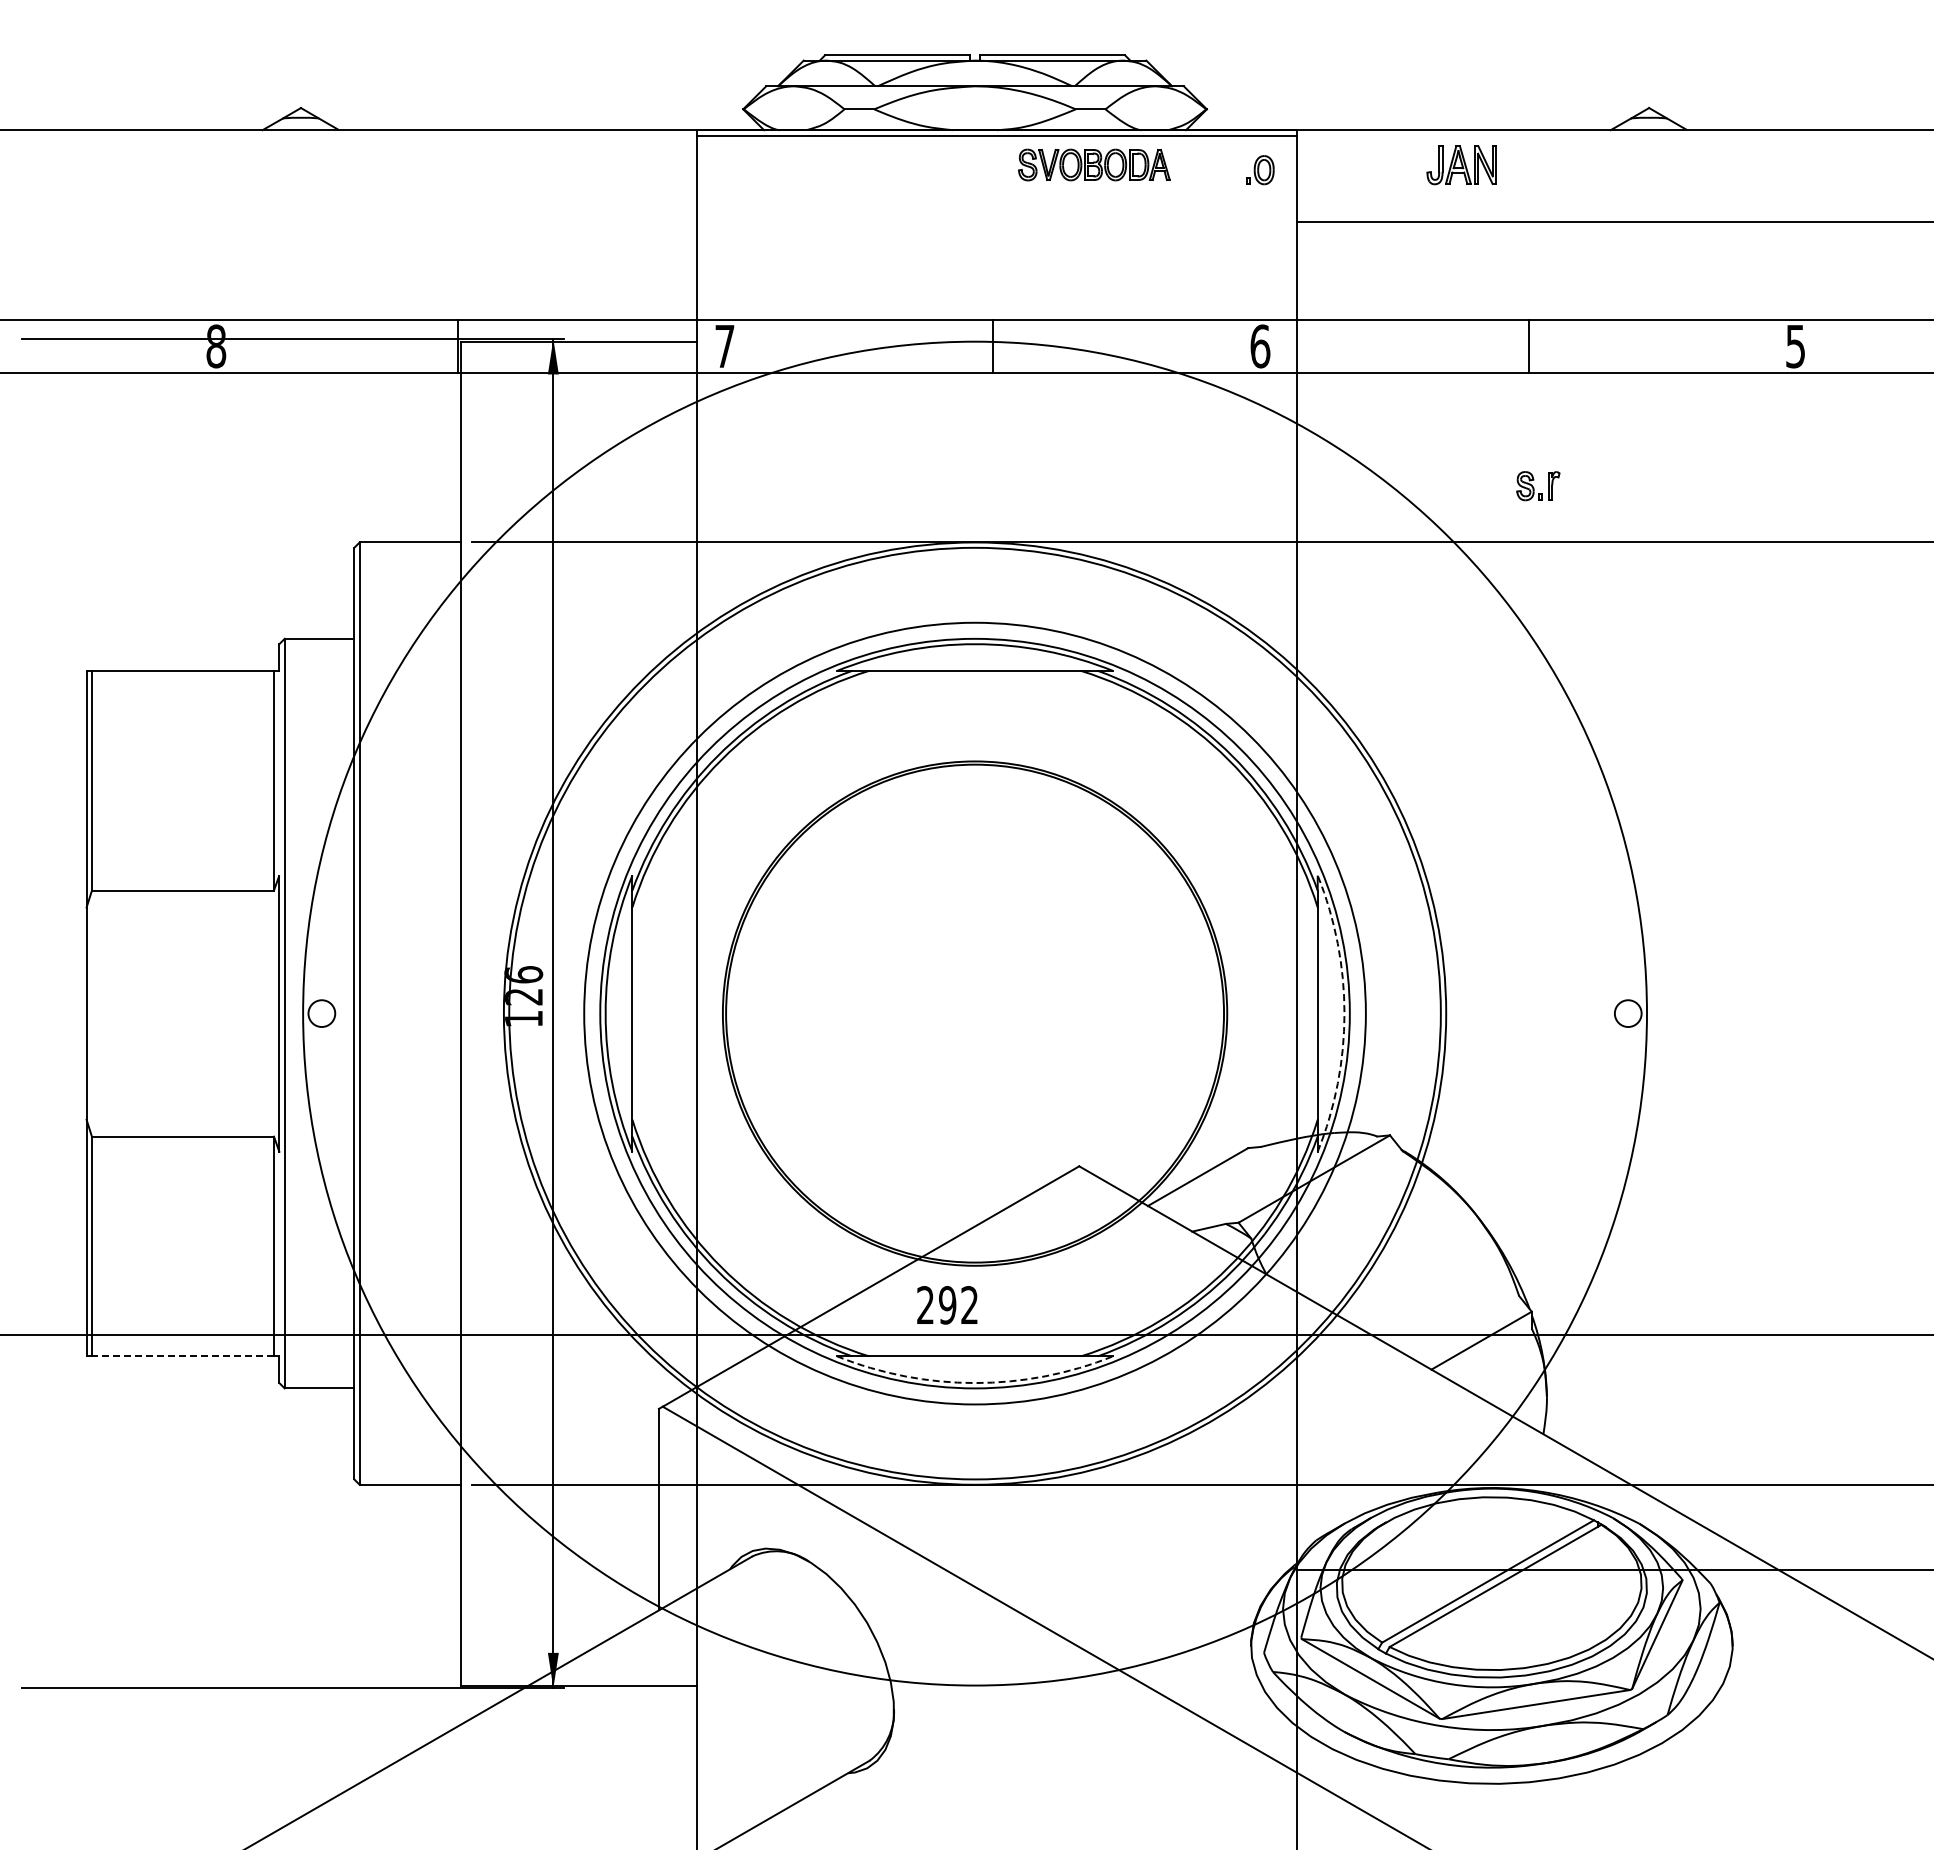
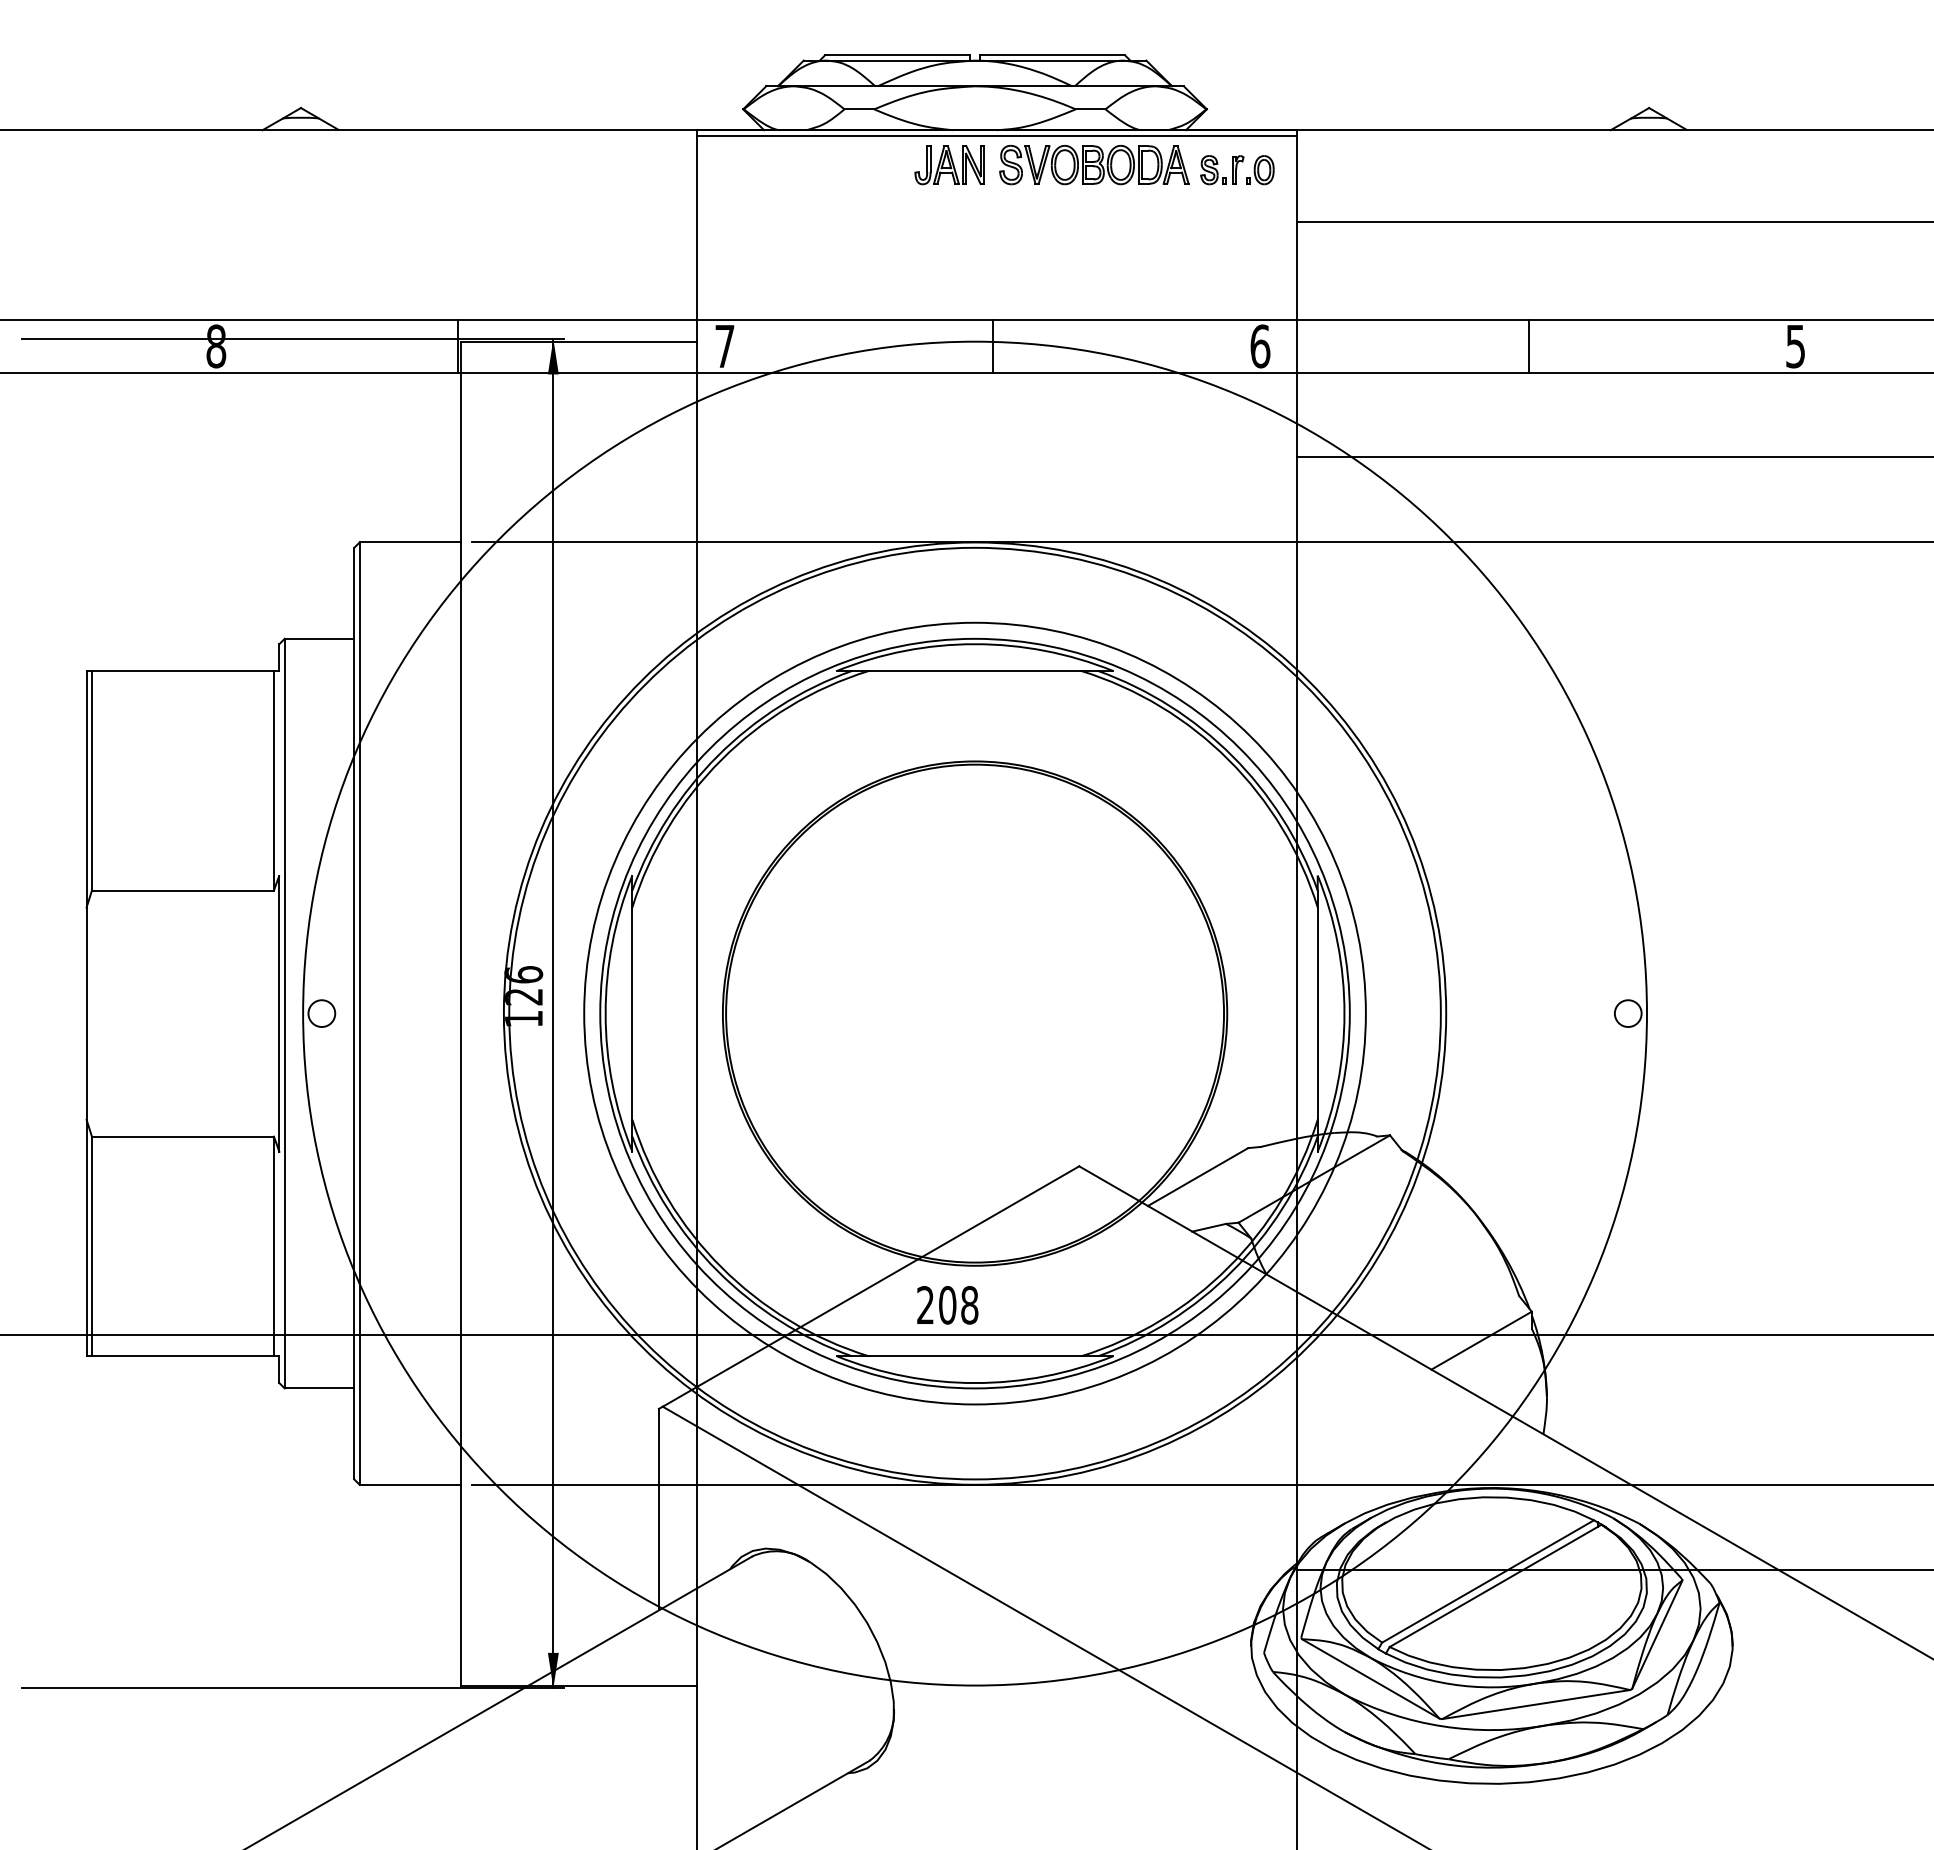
part size: 153x34 px -> 191x42 px (1094, 164)
part position: (1461, 165) -> (949, 165) (949, 165)
line: none -> present (1613, 457)
part position: (1538, 486) -> (1222, 170) (1222, 170)
arc: dashed -> solid (1344, 1013)
text: 292 -> 208 (958, 1305)
line: dashed -> solid (182, 1356)
arc: dashed -> solid (975, 1383)
